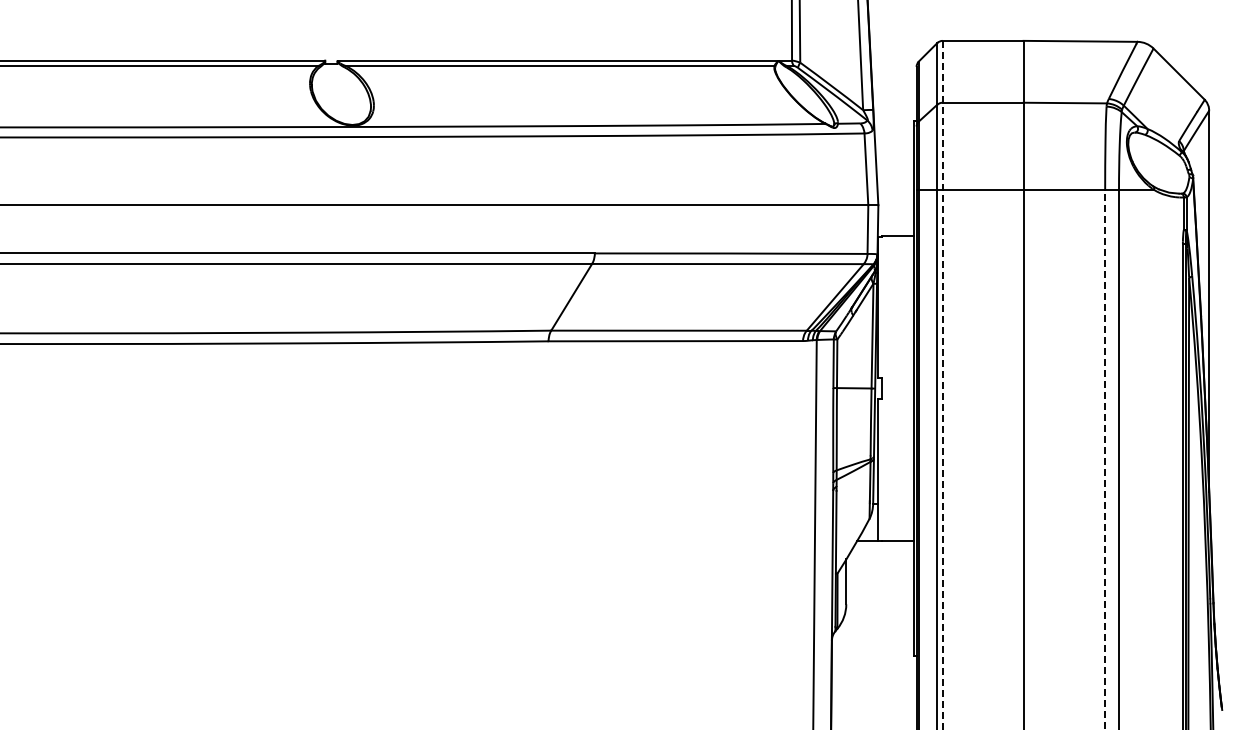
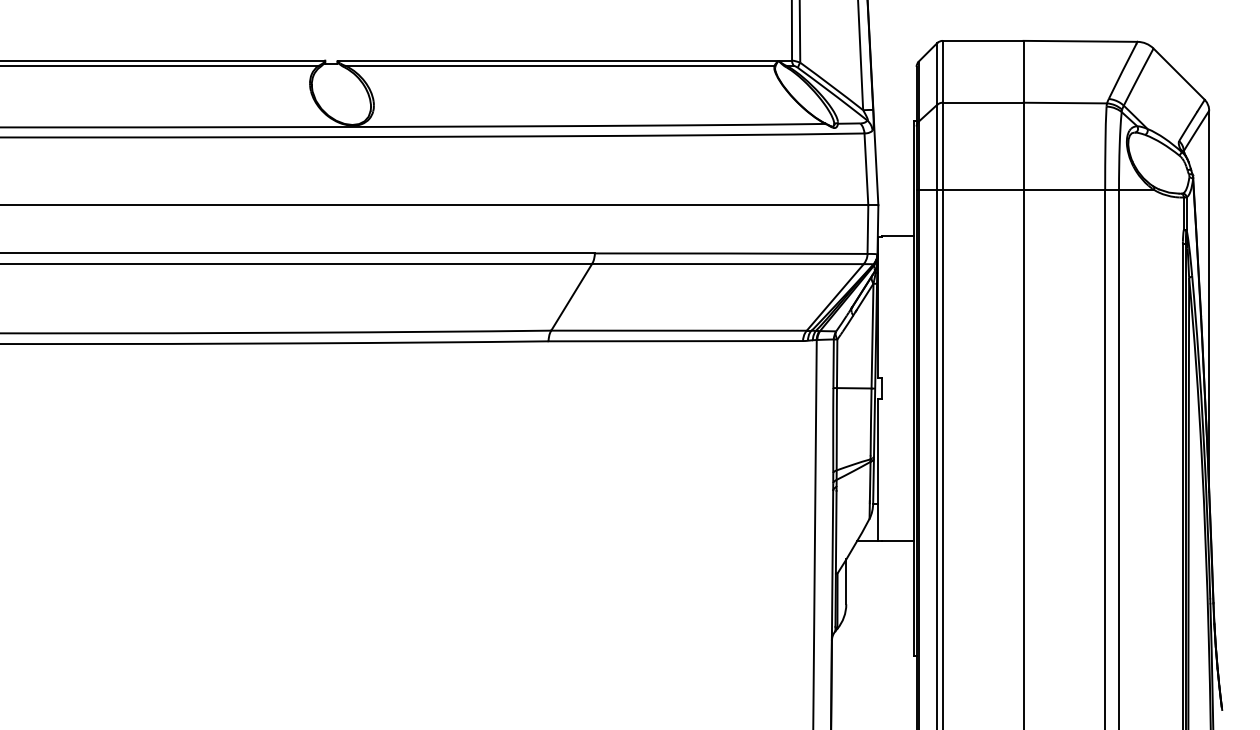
line: dashed -> solid (942, 385)
line: dashed -> solid (1105, 459)
